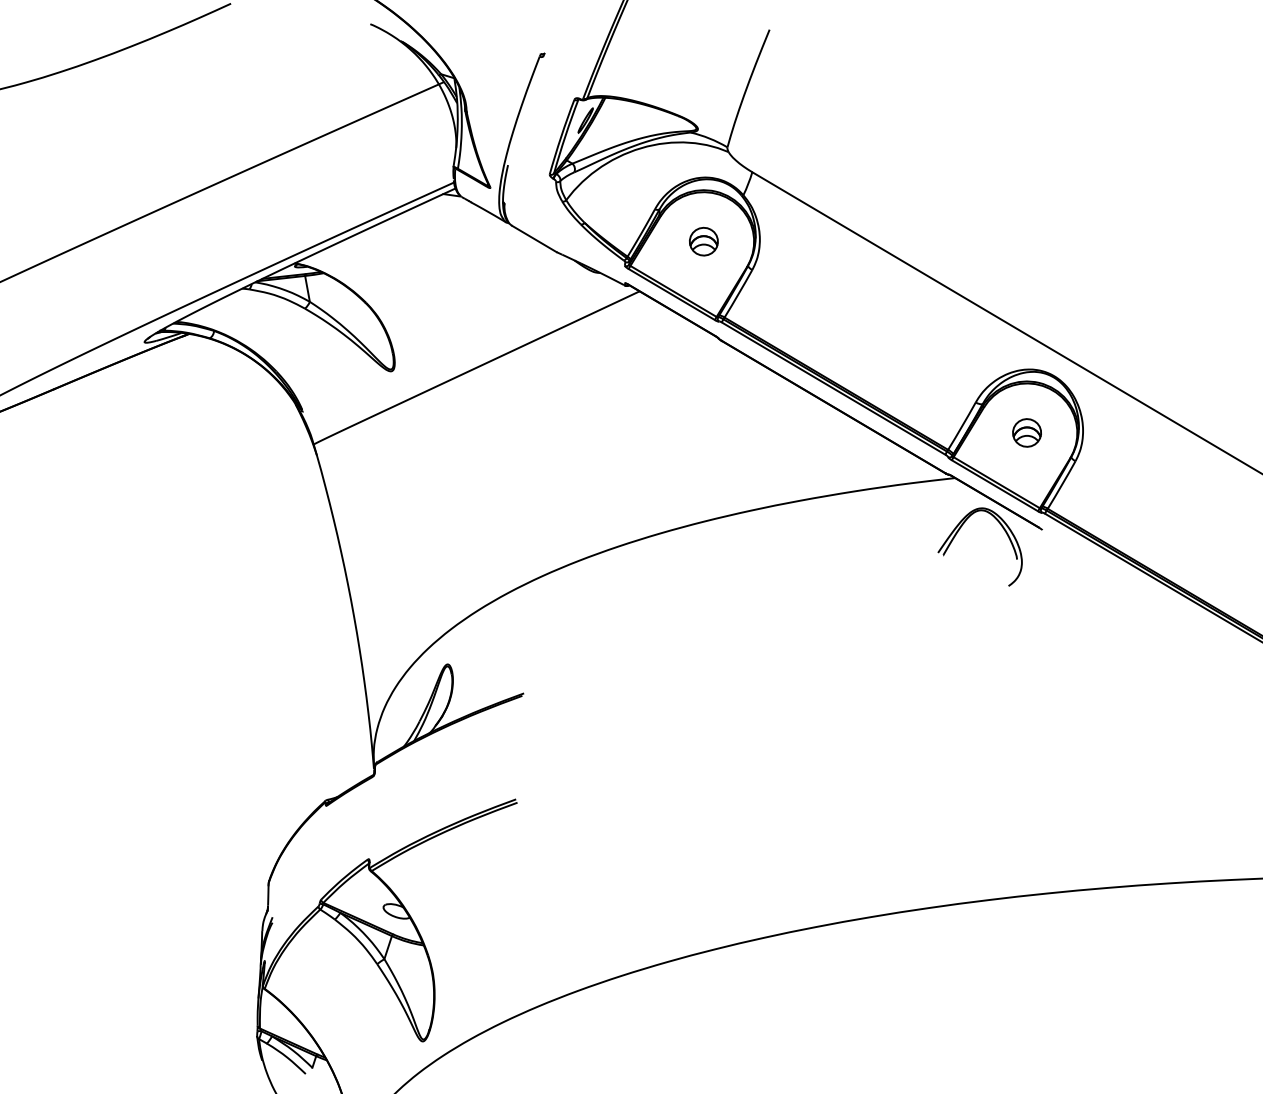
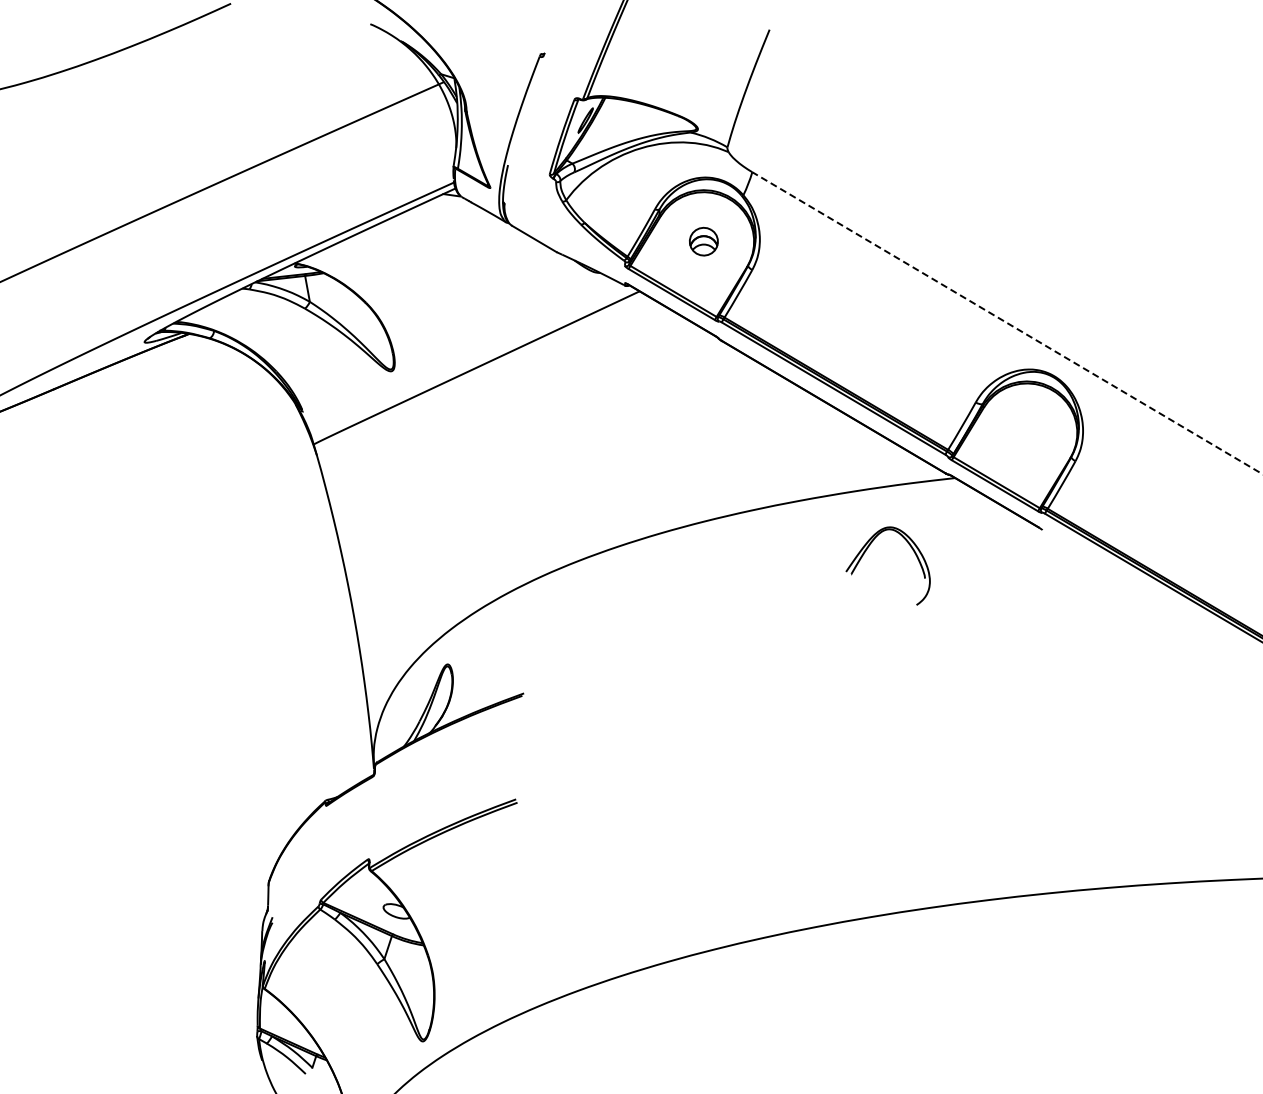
line: solid -> dashed (1006, 322)
part: present -> none (1026, 432)
part position: (958, 532) -> (866, 551) (866, 551)
